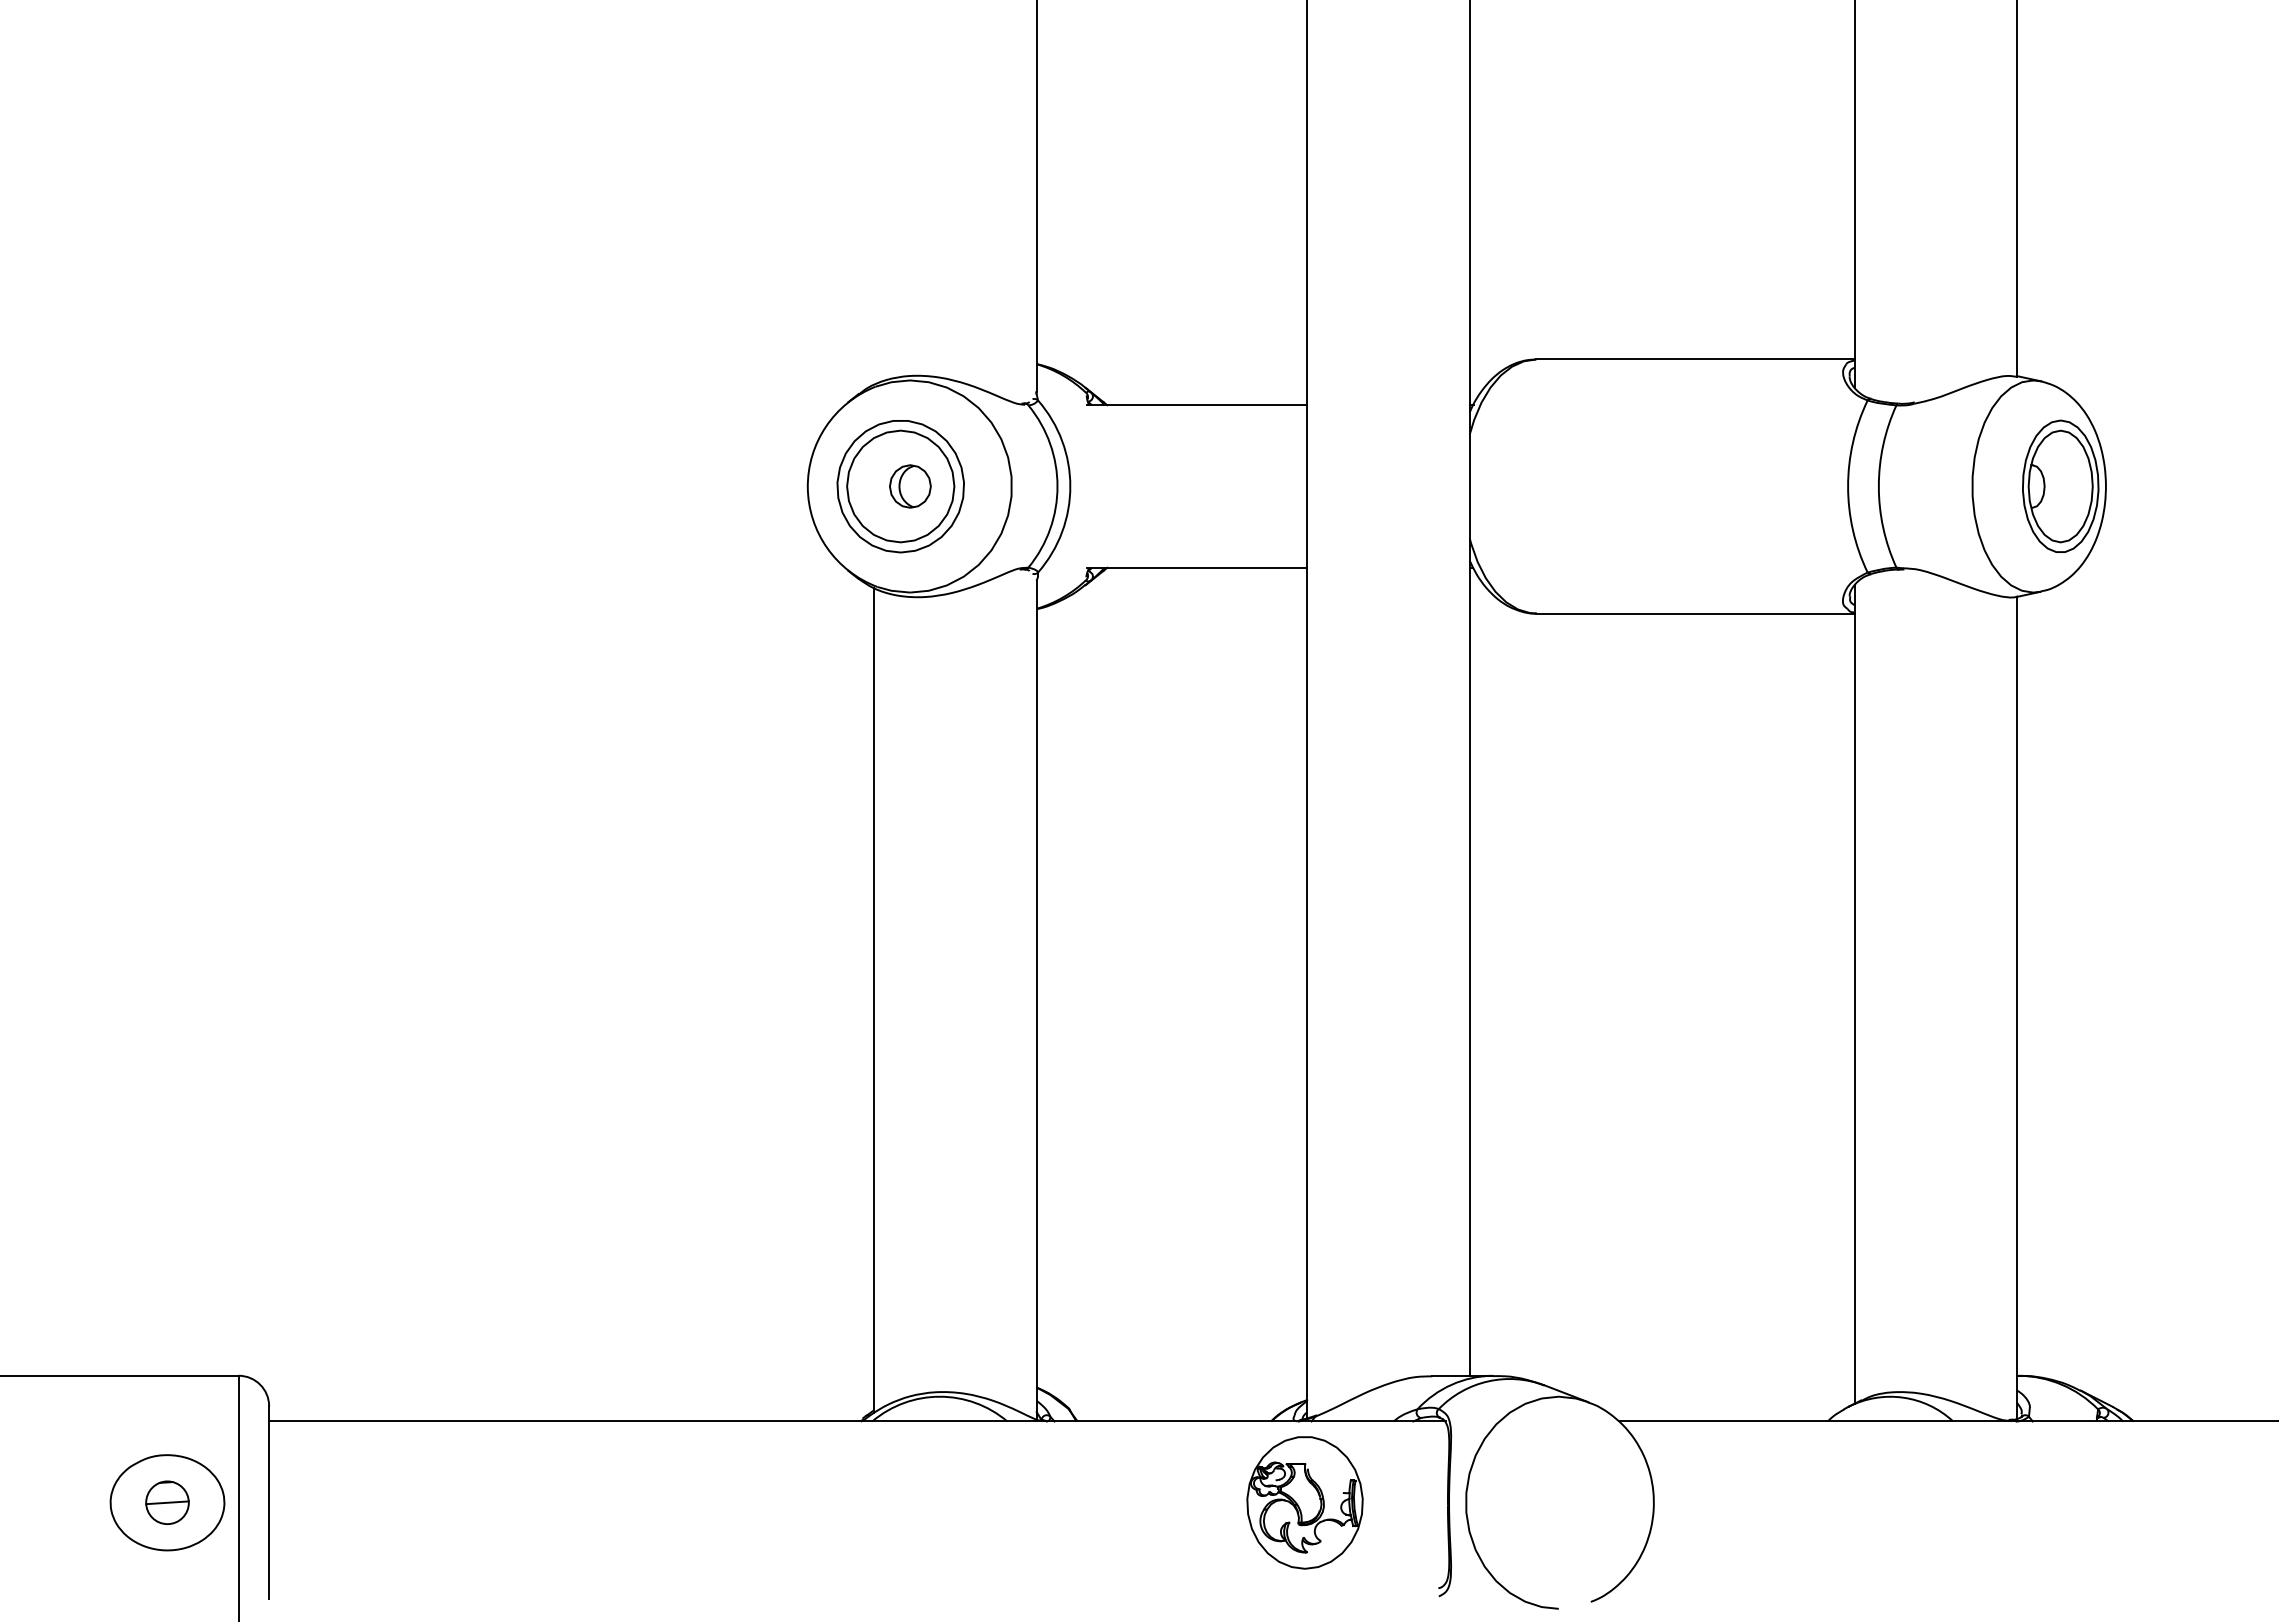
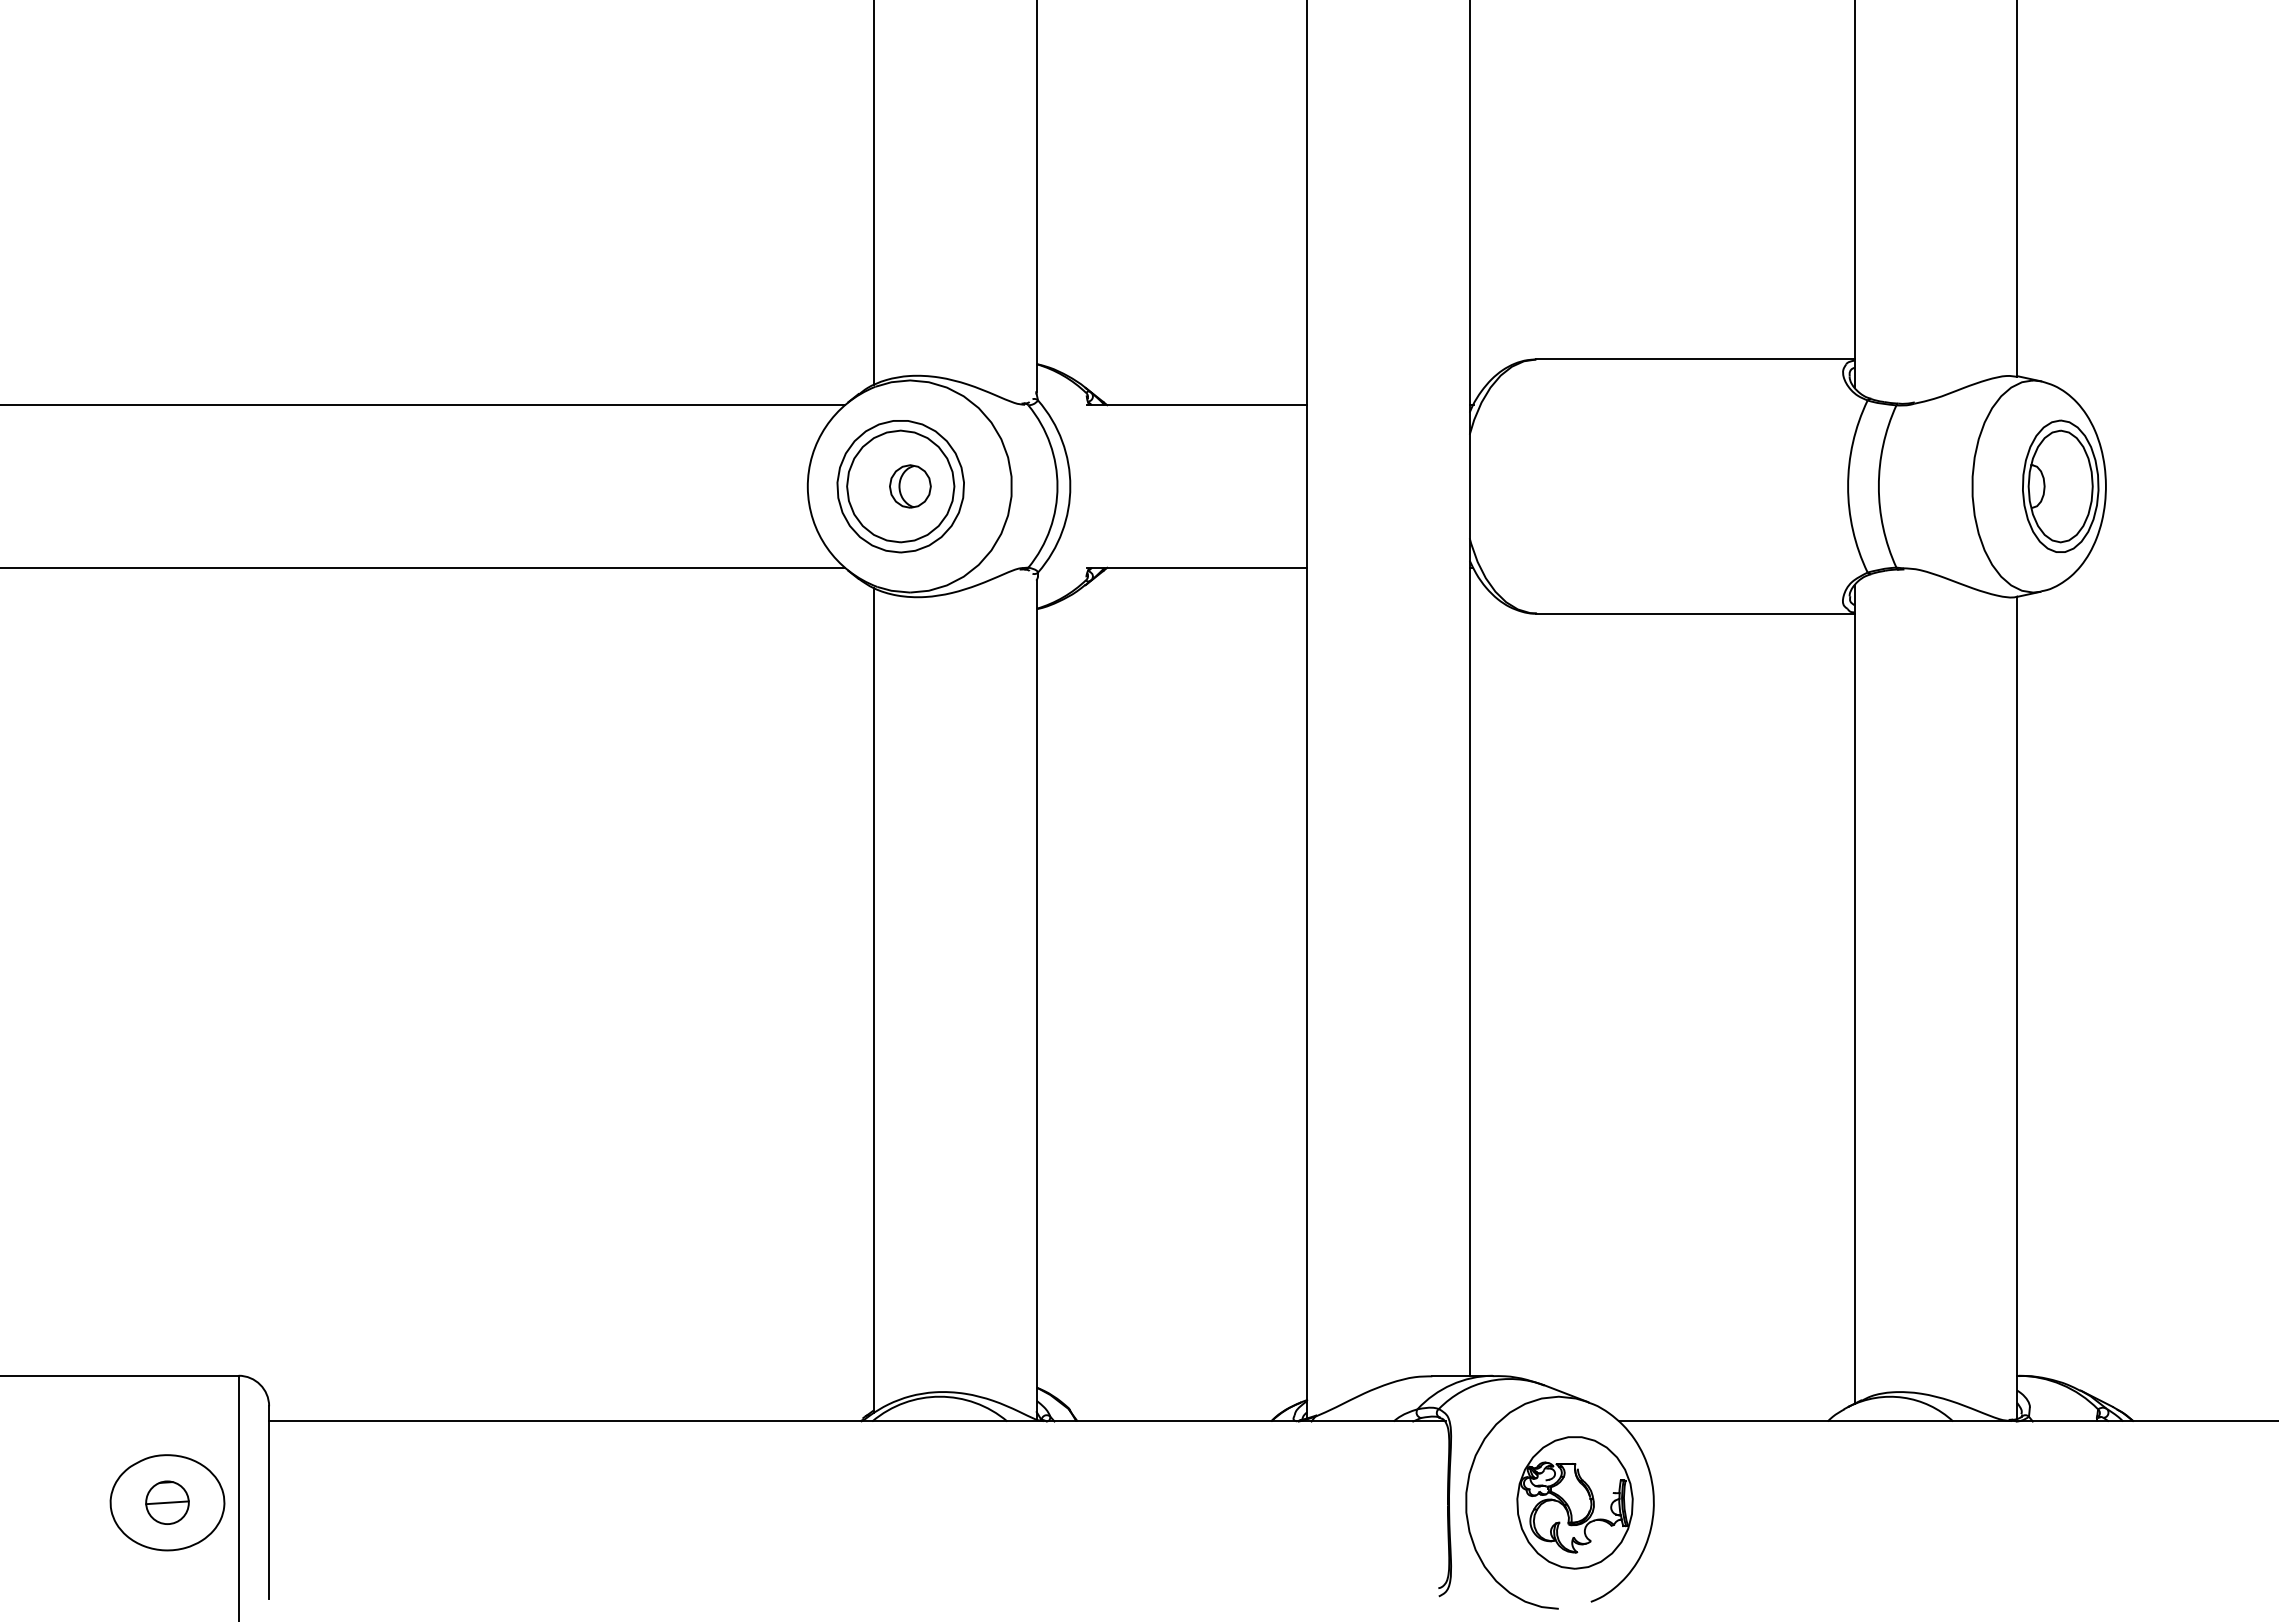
line: none -> present (874, 193)
line: none -> present (423, 405)
line: none -> present (423, 567)
part position: (1304, 1502) -> (1574, 1502) (1574, 1502)
